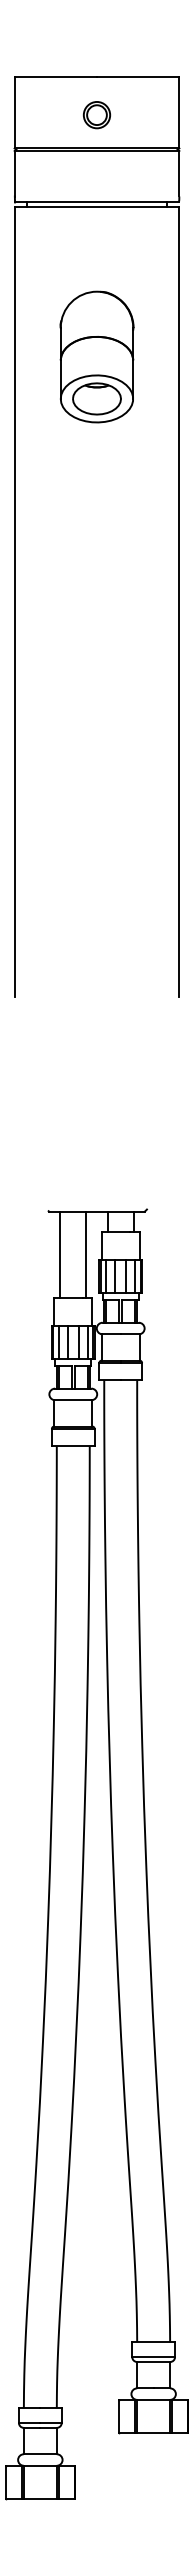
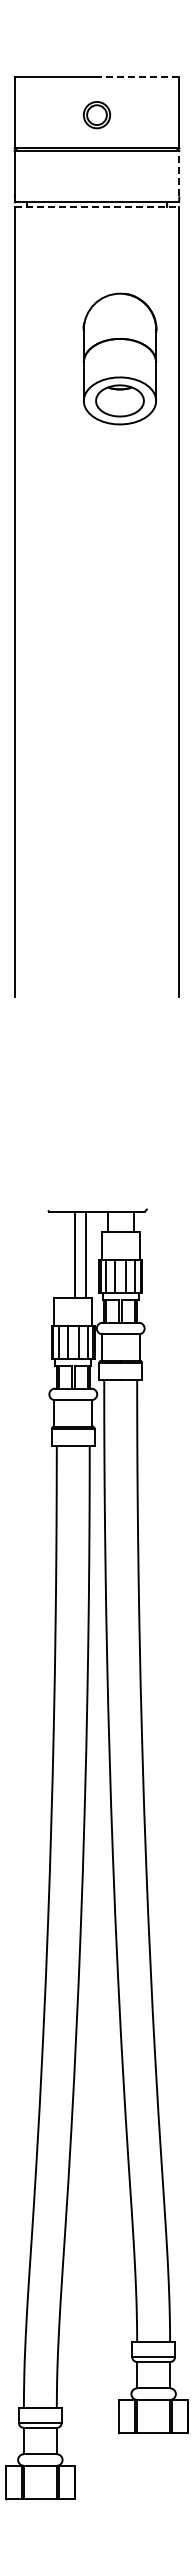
line: solid -> dashed (137, 77)
line: solid -> dashed (179, 173)
line: solid -> dashed (97, 206)
part position: (96, 356) -> (119, 358) (119, 358)
line position: (60, 1254) -> (75, 1254) (75, 1254)
